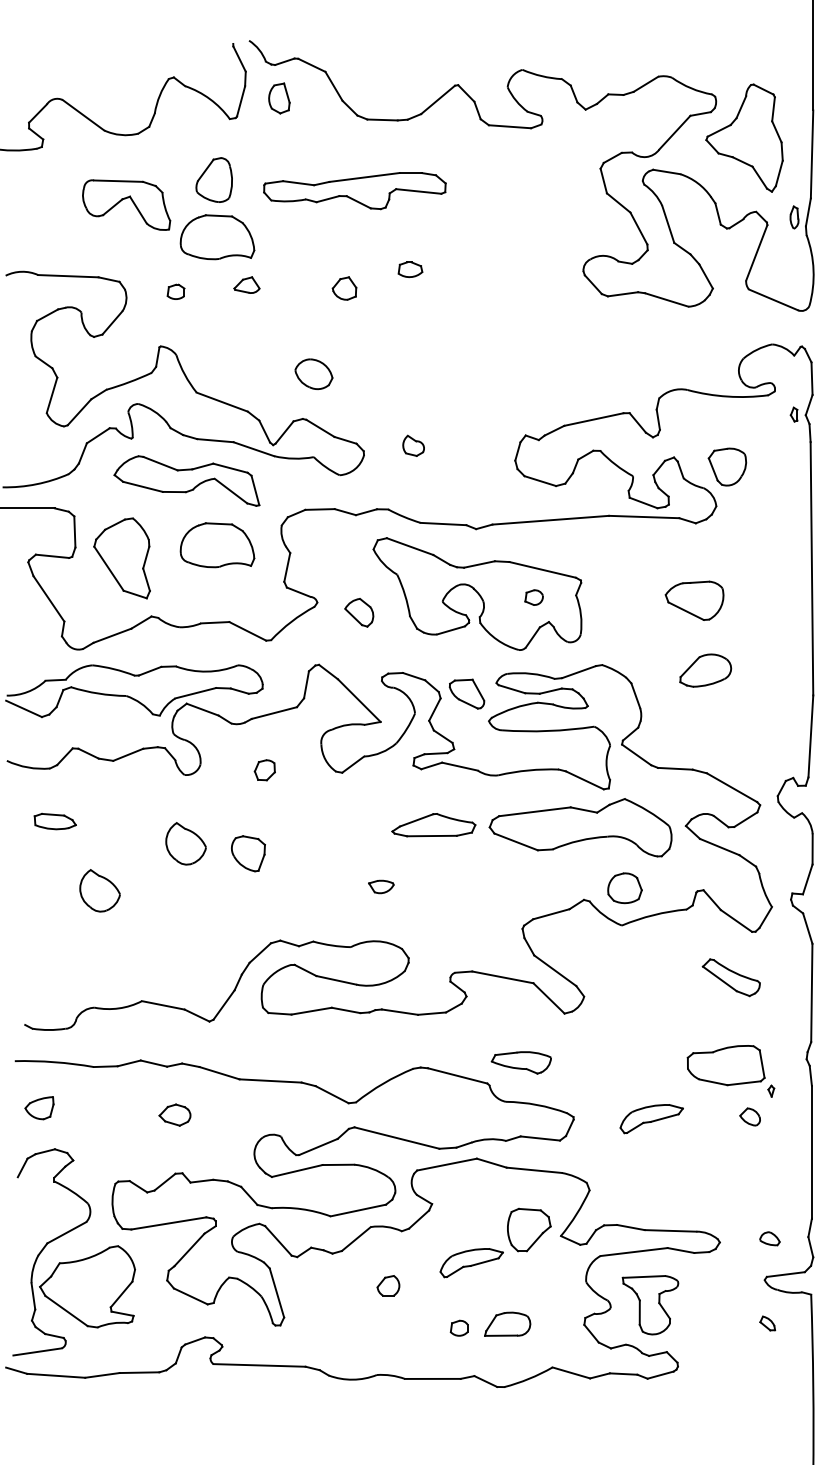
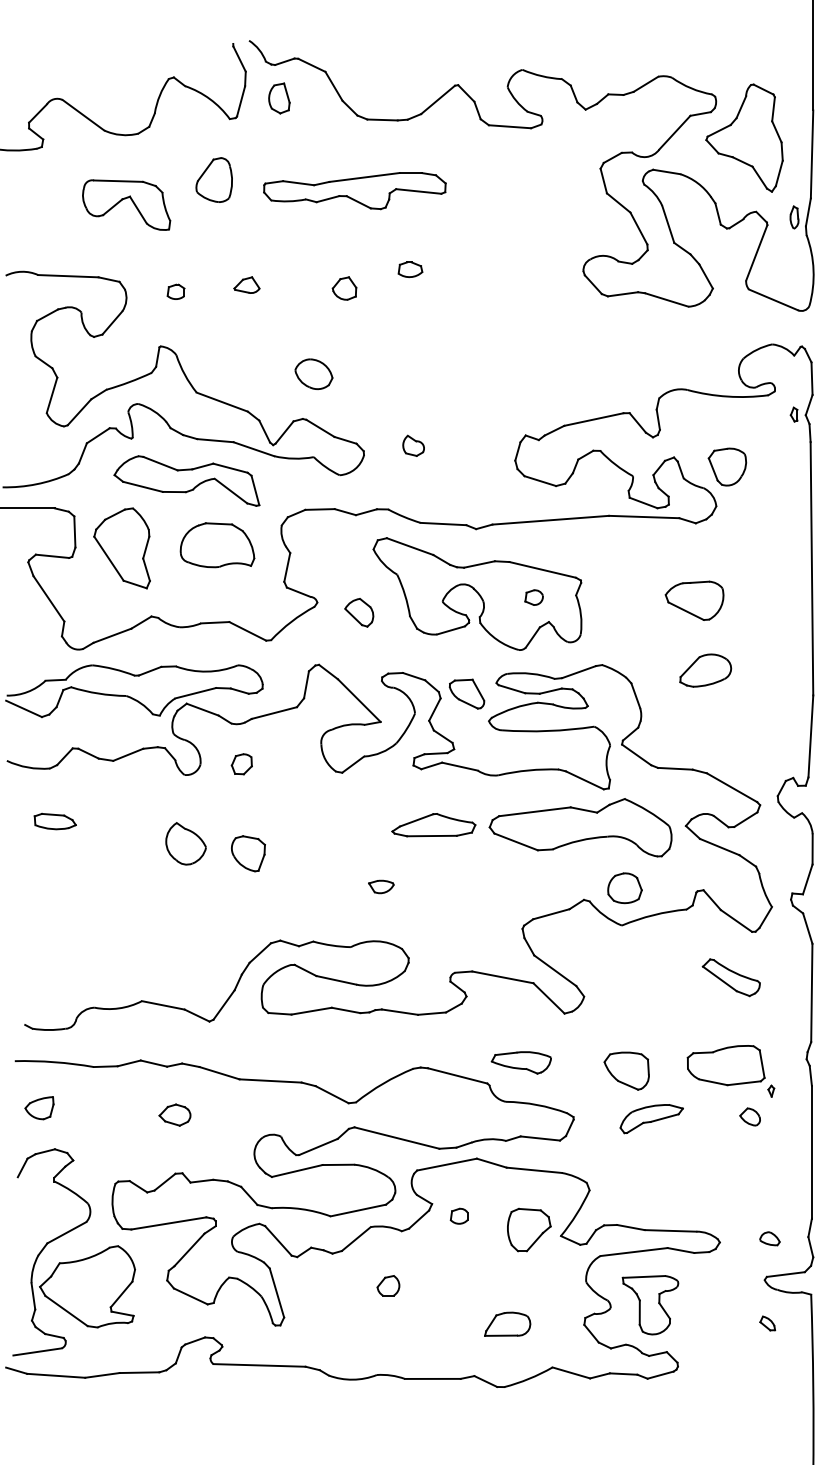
part: present -> none (217, 237)
part position: (121, 558) -> (121, 548) (121, 548)
part position: (264, 770) -> (241, 764) (241, 764)
part: present -> none (99, 890)
part: none -> present (626, 1070)
part: present -> none (471, 1263)
part position: (458, 1327) -> (458, 1215) (458, 1215)
